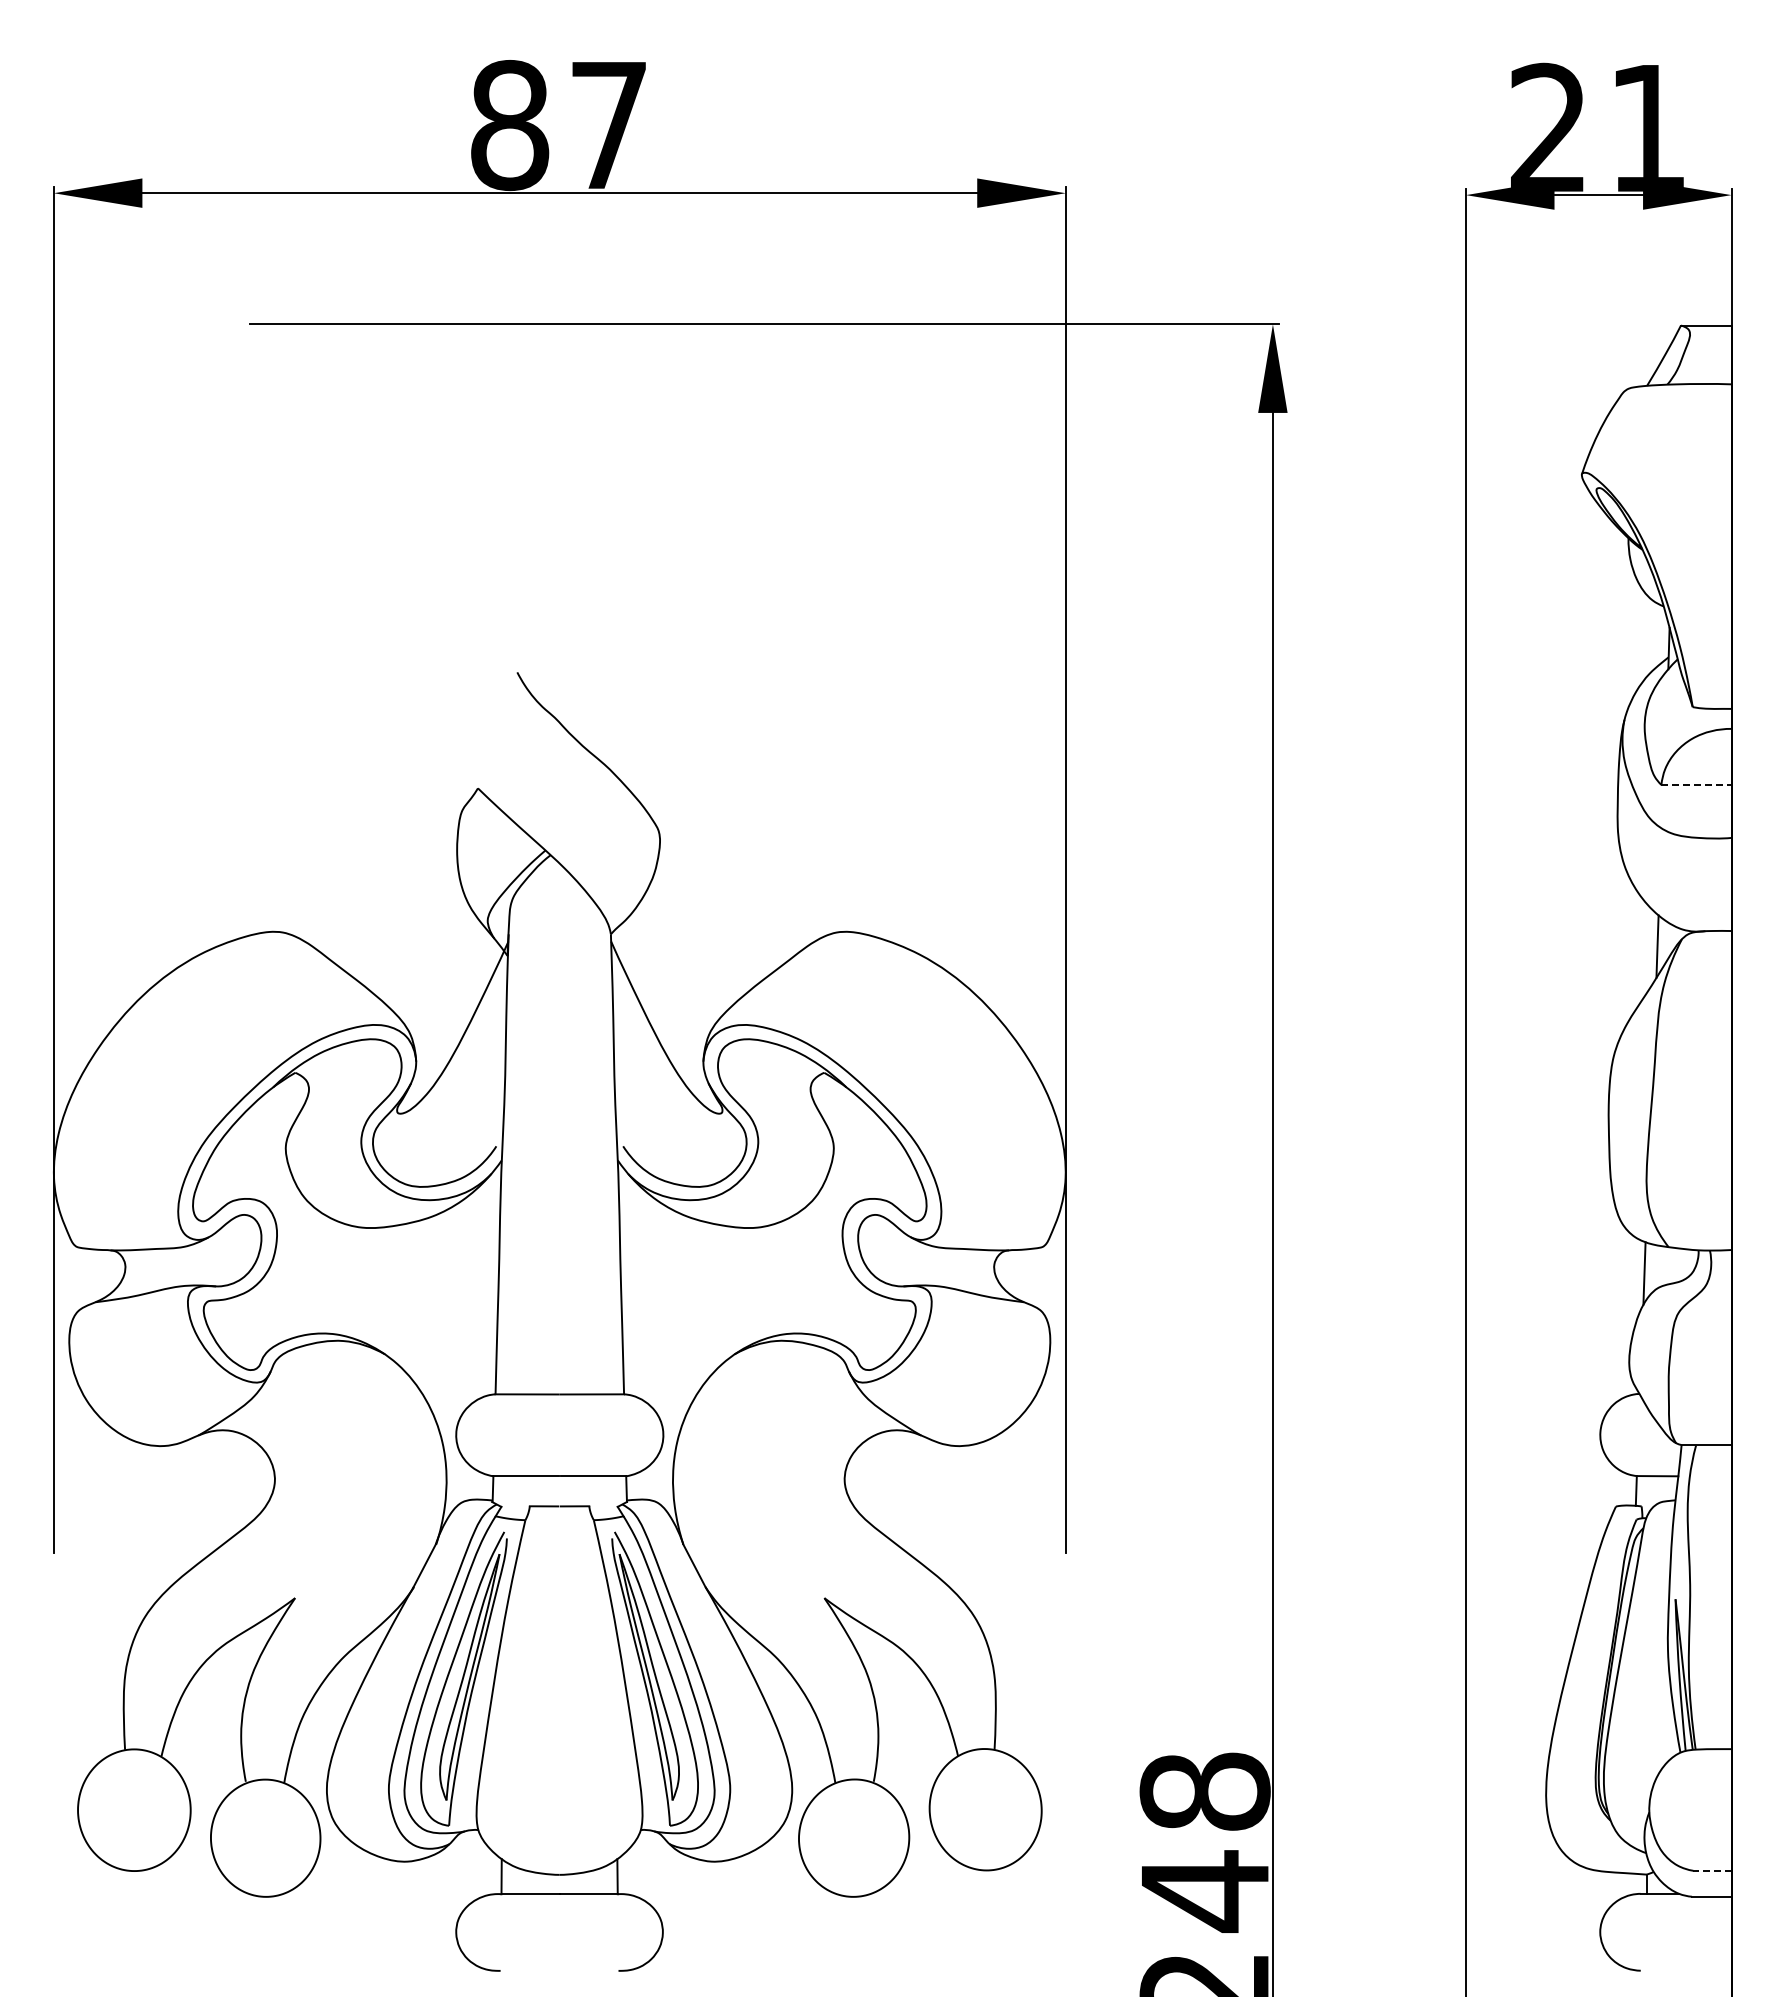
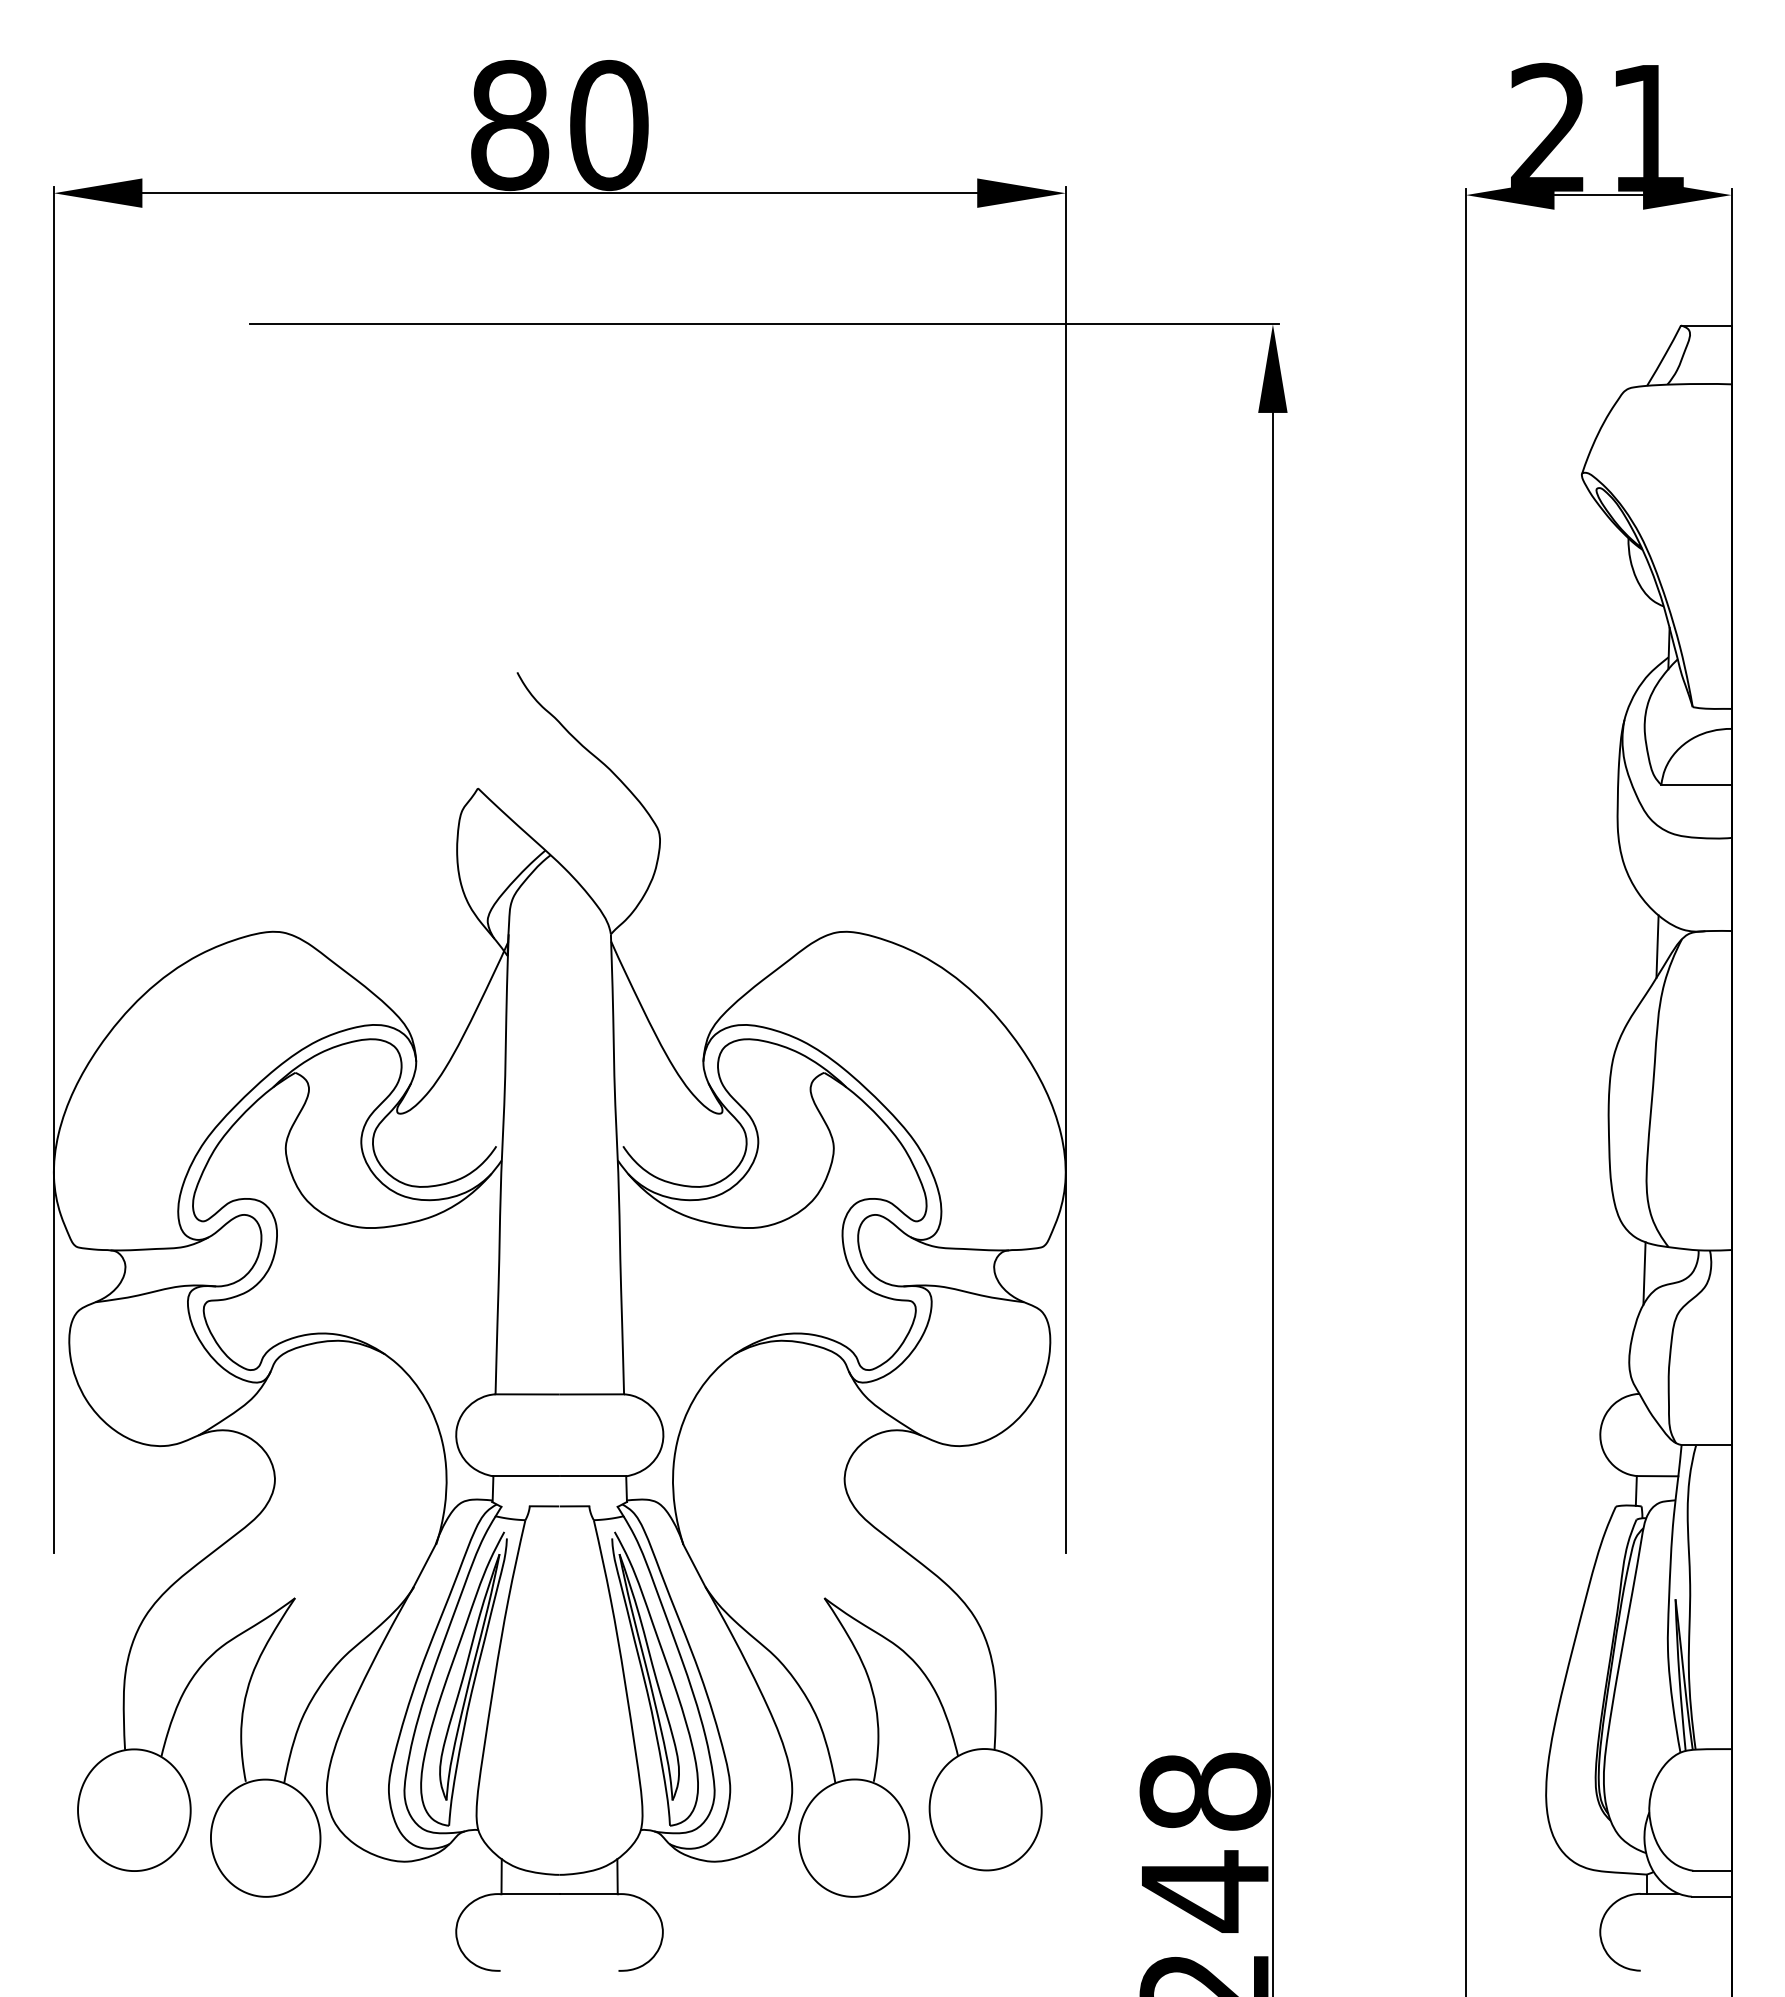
text: 87 -> 80 (609, 125)
line: dashed -> solid (1696, 784)
line: dashed -> solid (1711, 1870)
